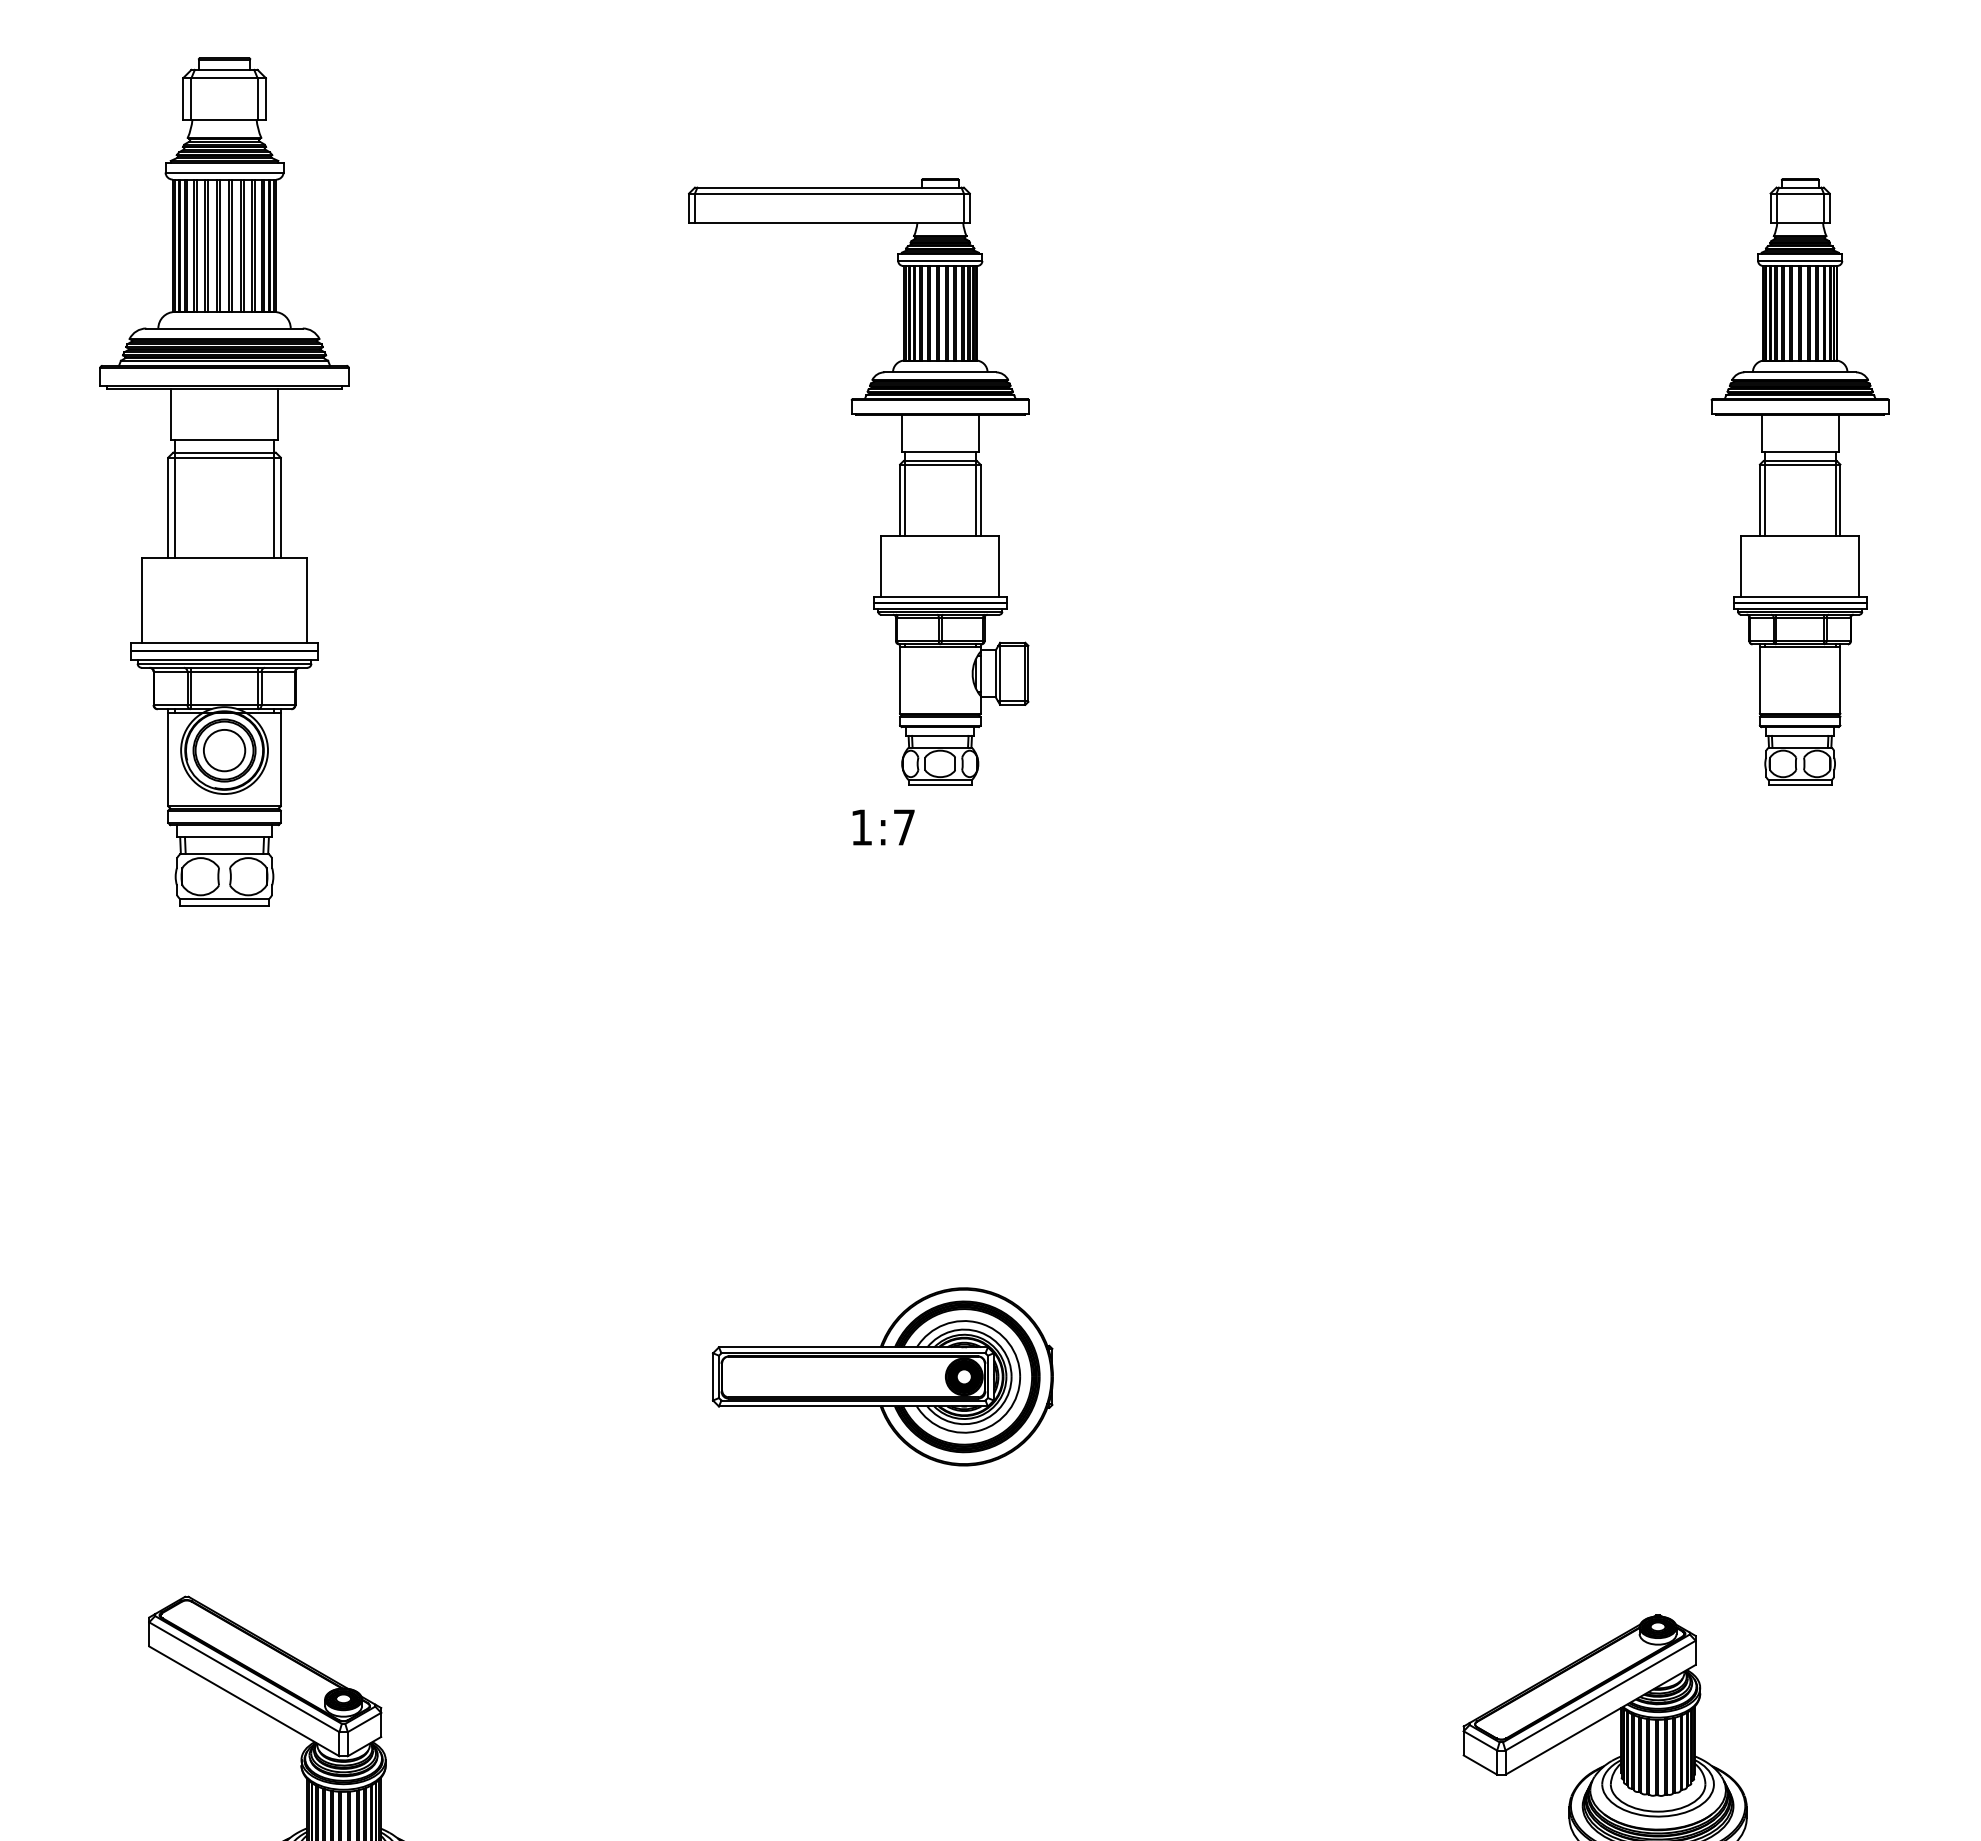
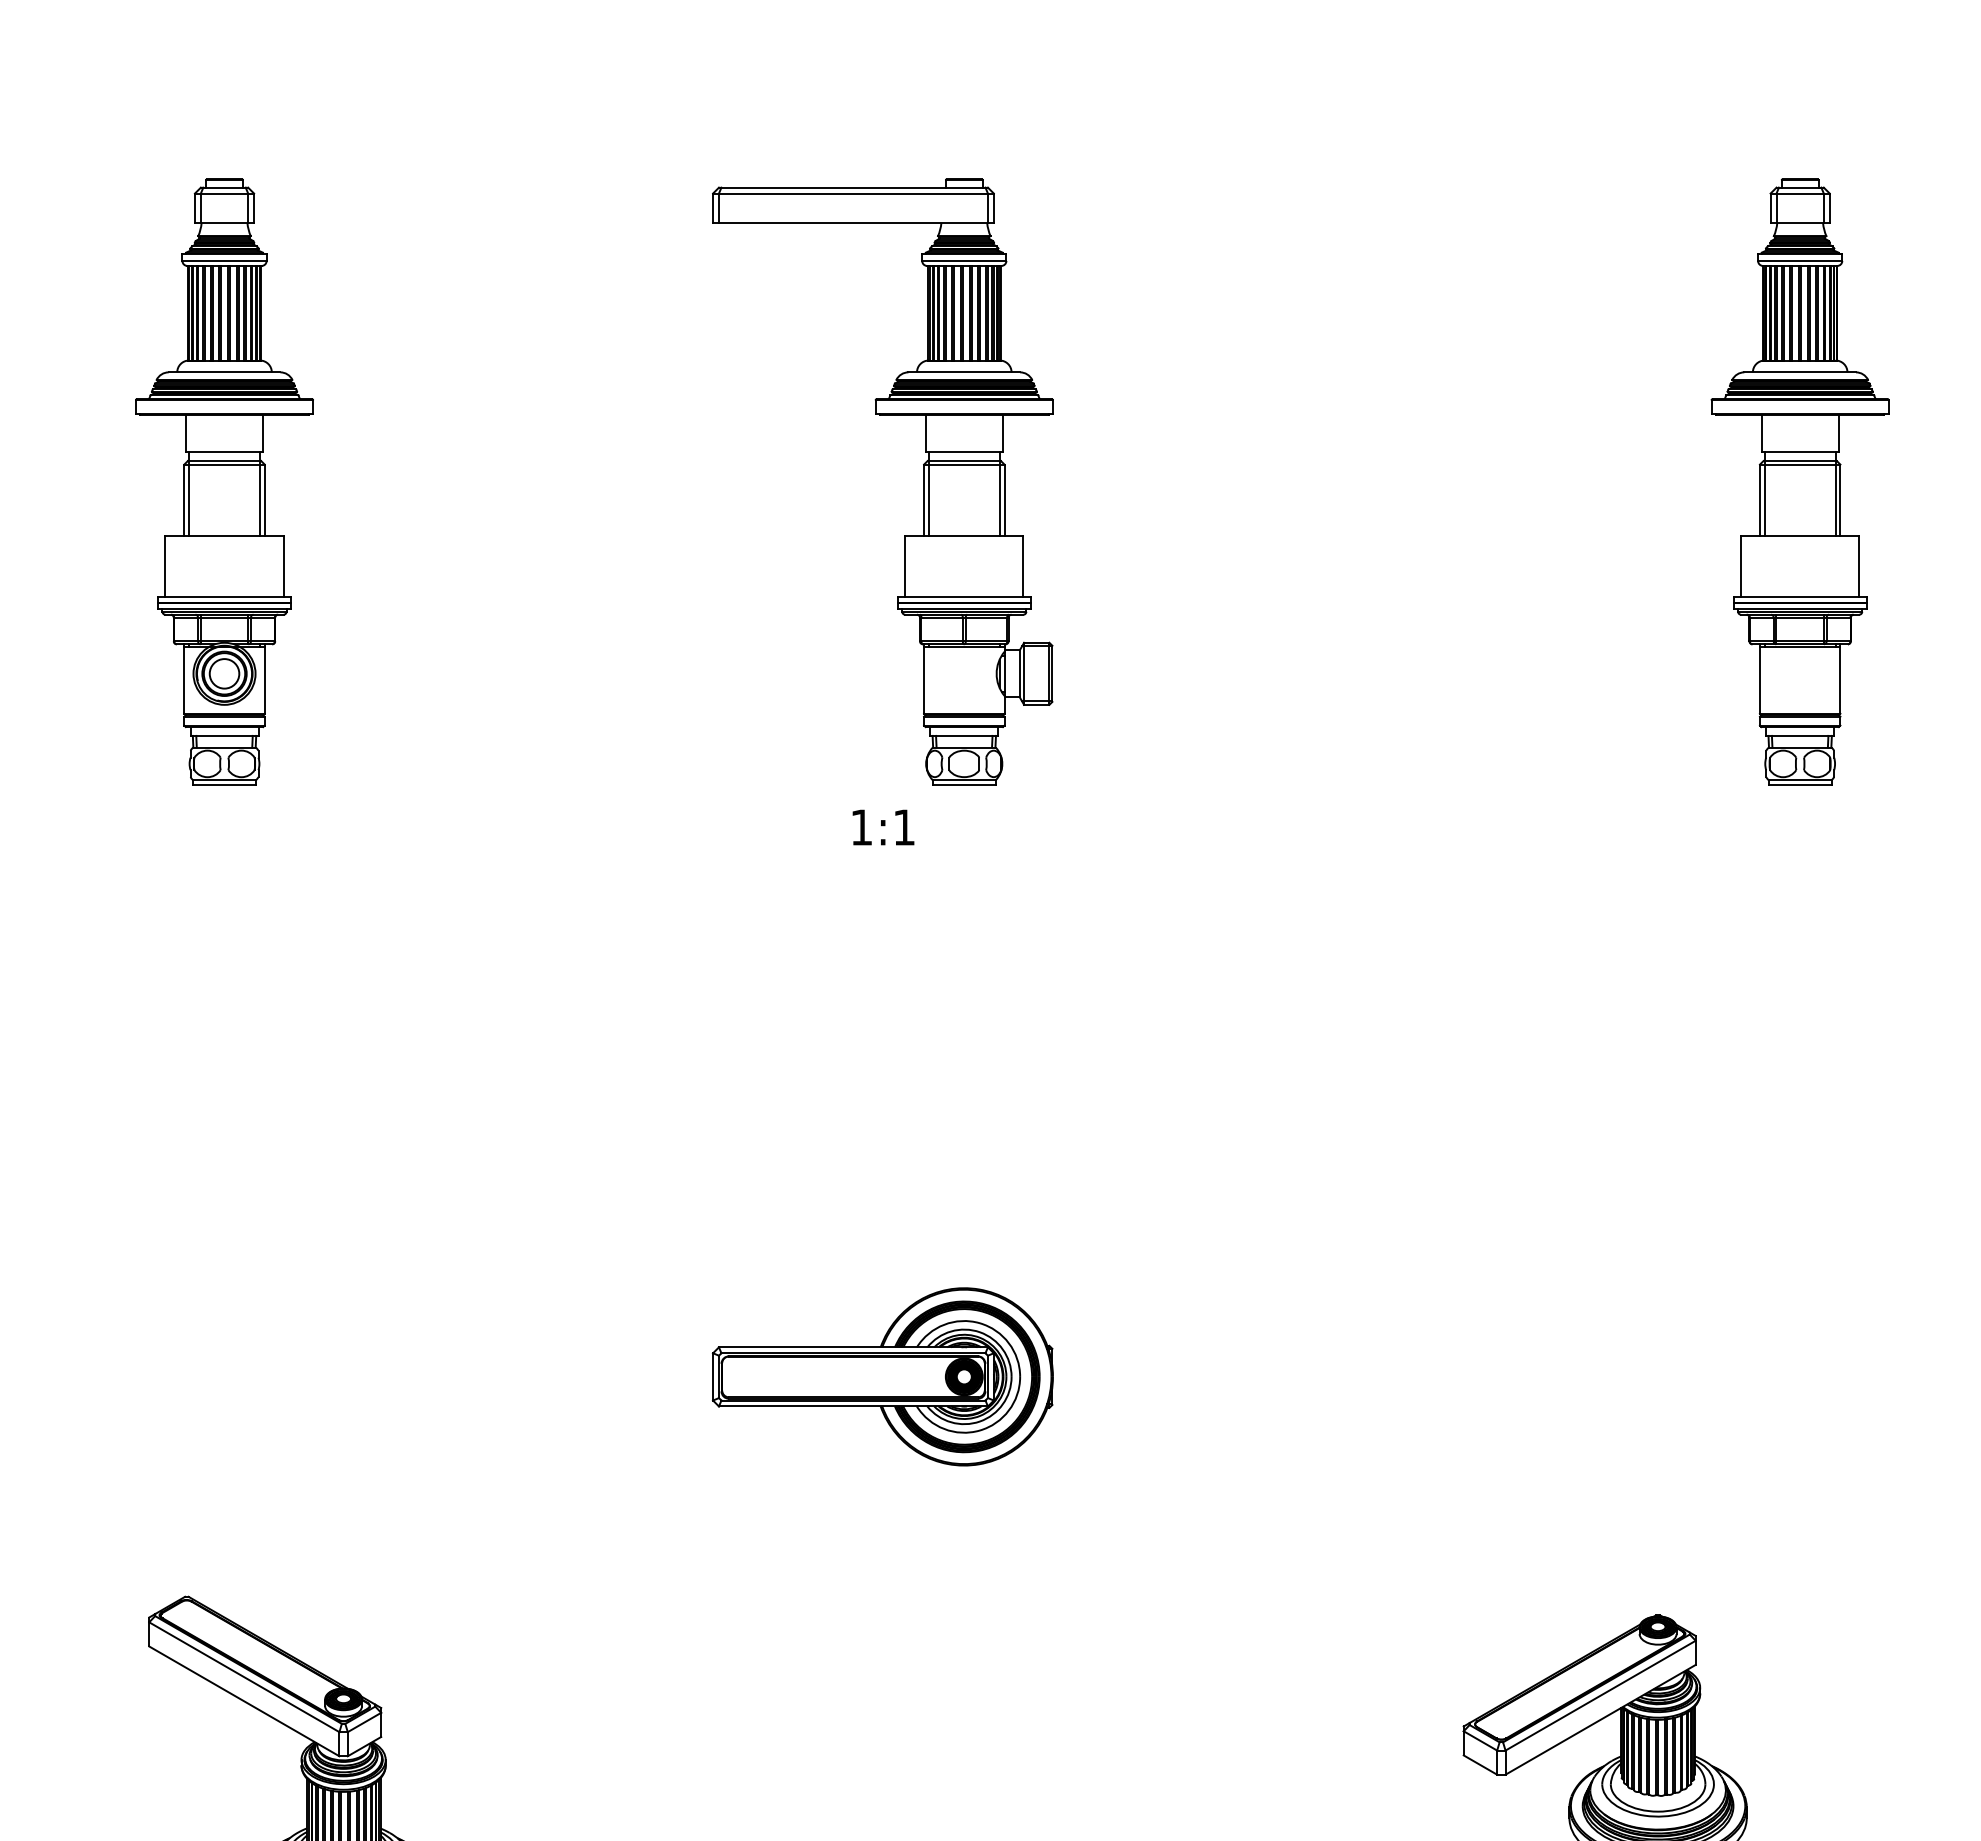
part size: 251x850 px -> 179x608 px (224, 481)
part position: (899, 481) -> (923, 481) (923, 481)
text: 1:7 -> 1:1 (904, 827)
